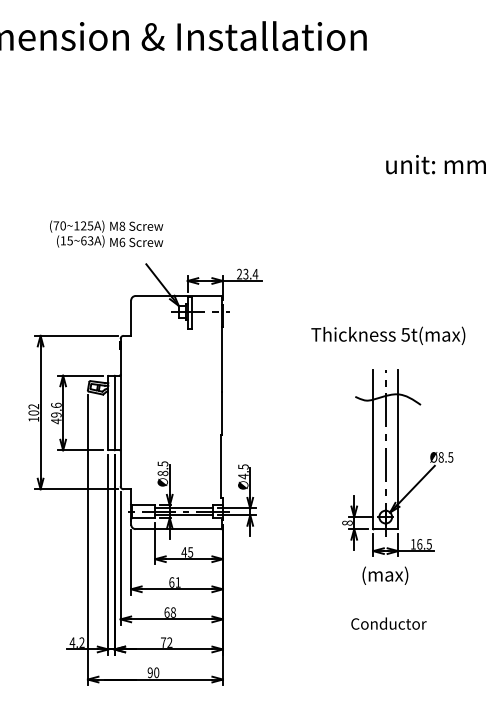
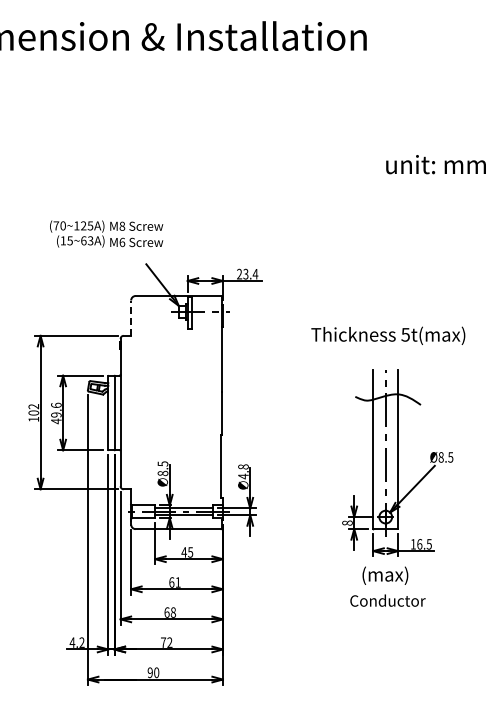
line: solid -> dashed (131, 318)
text: 4.5 -> 4.8 (243, 466)
text position: (388, 623) -> (387, 600) (387, 600)
